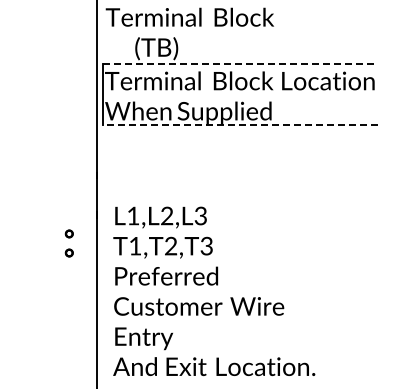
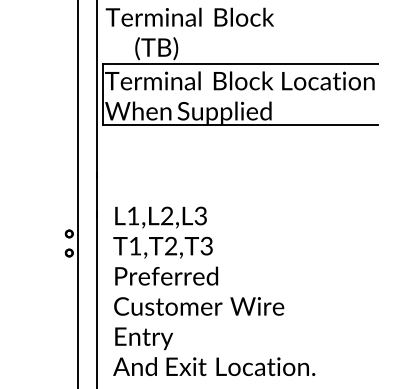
line: dashed -> solid (240, 63)
line: dashed -> solid (240, 125)
line: none -> present (77, 193)
